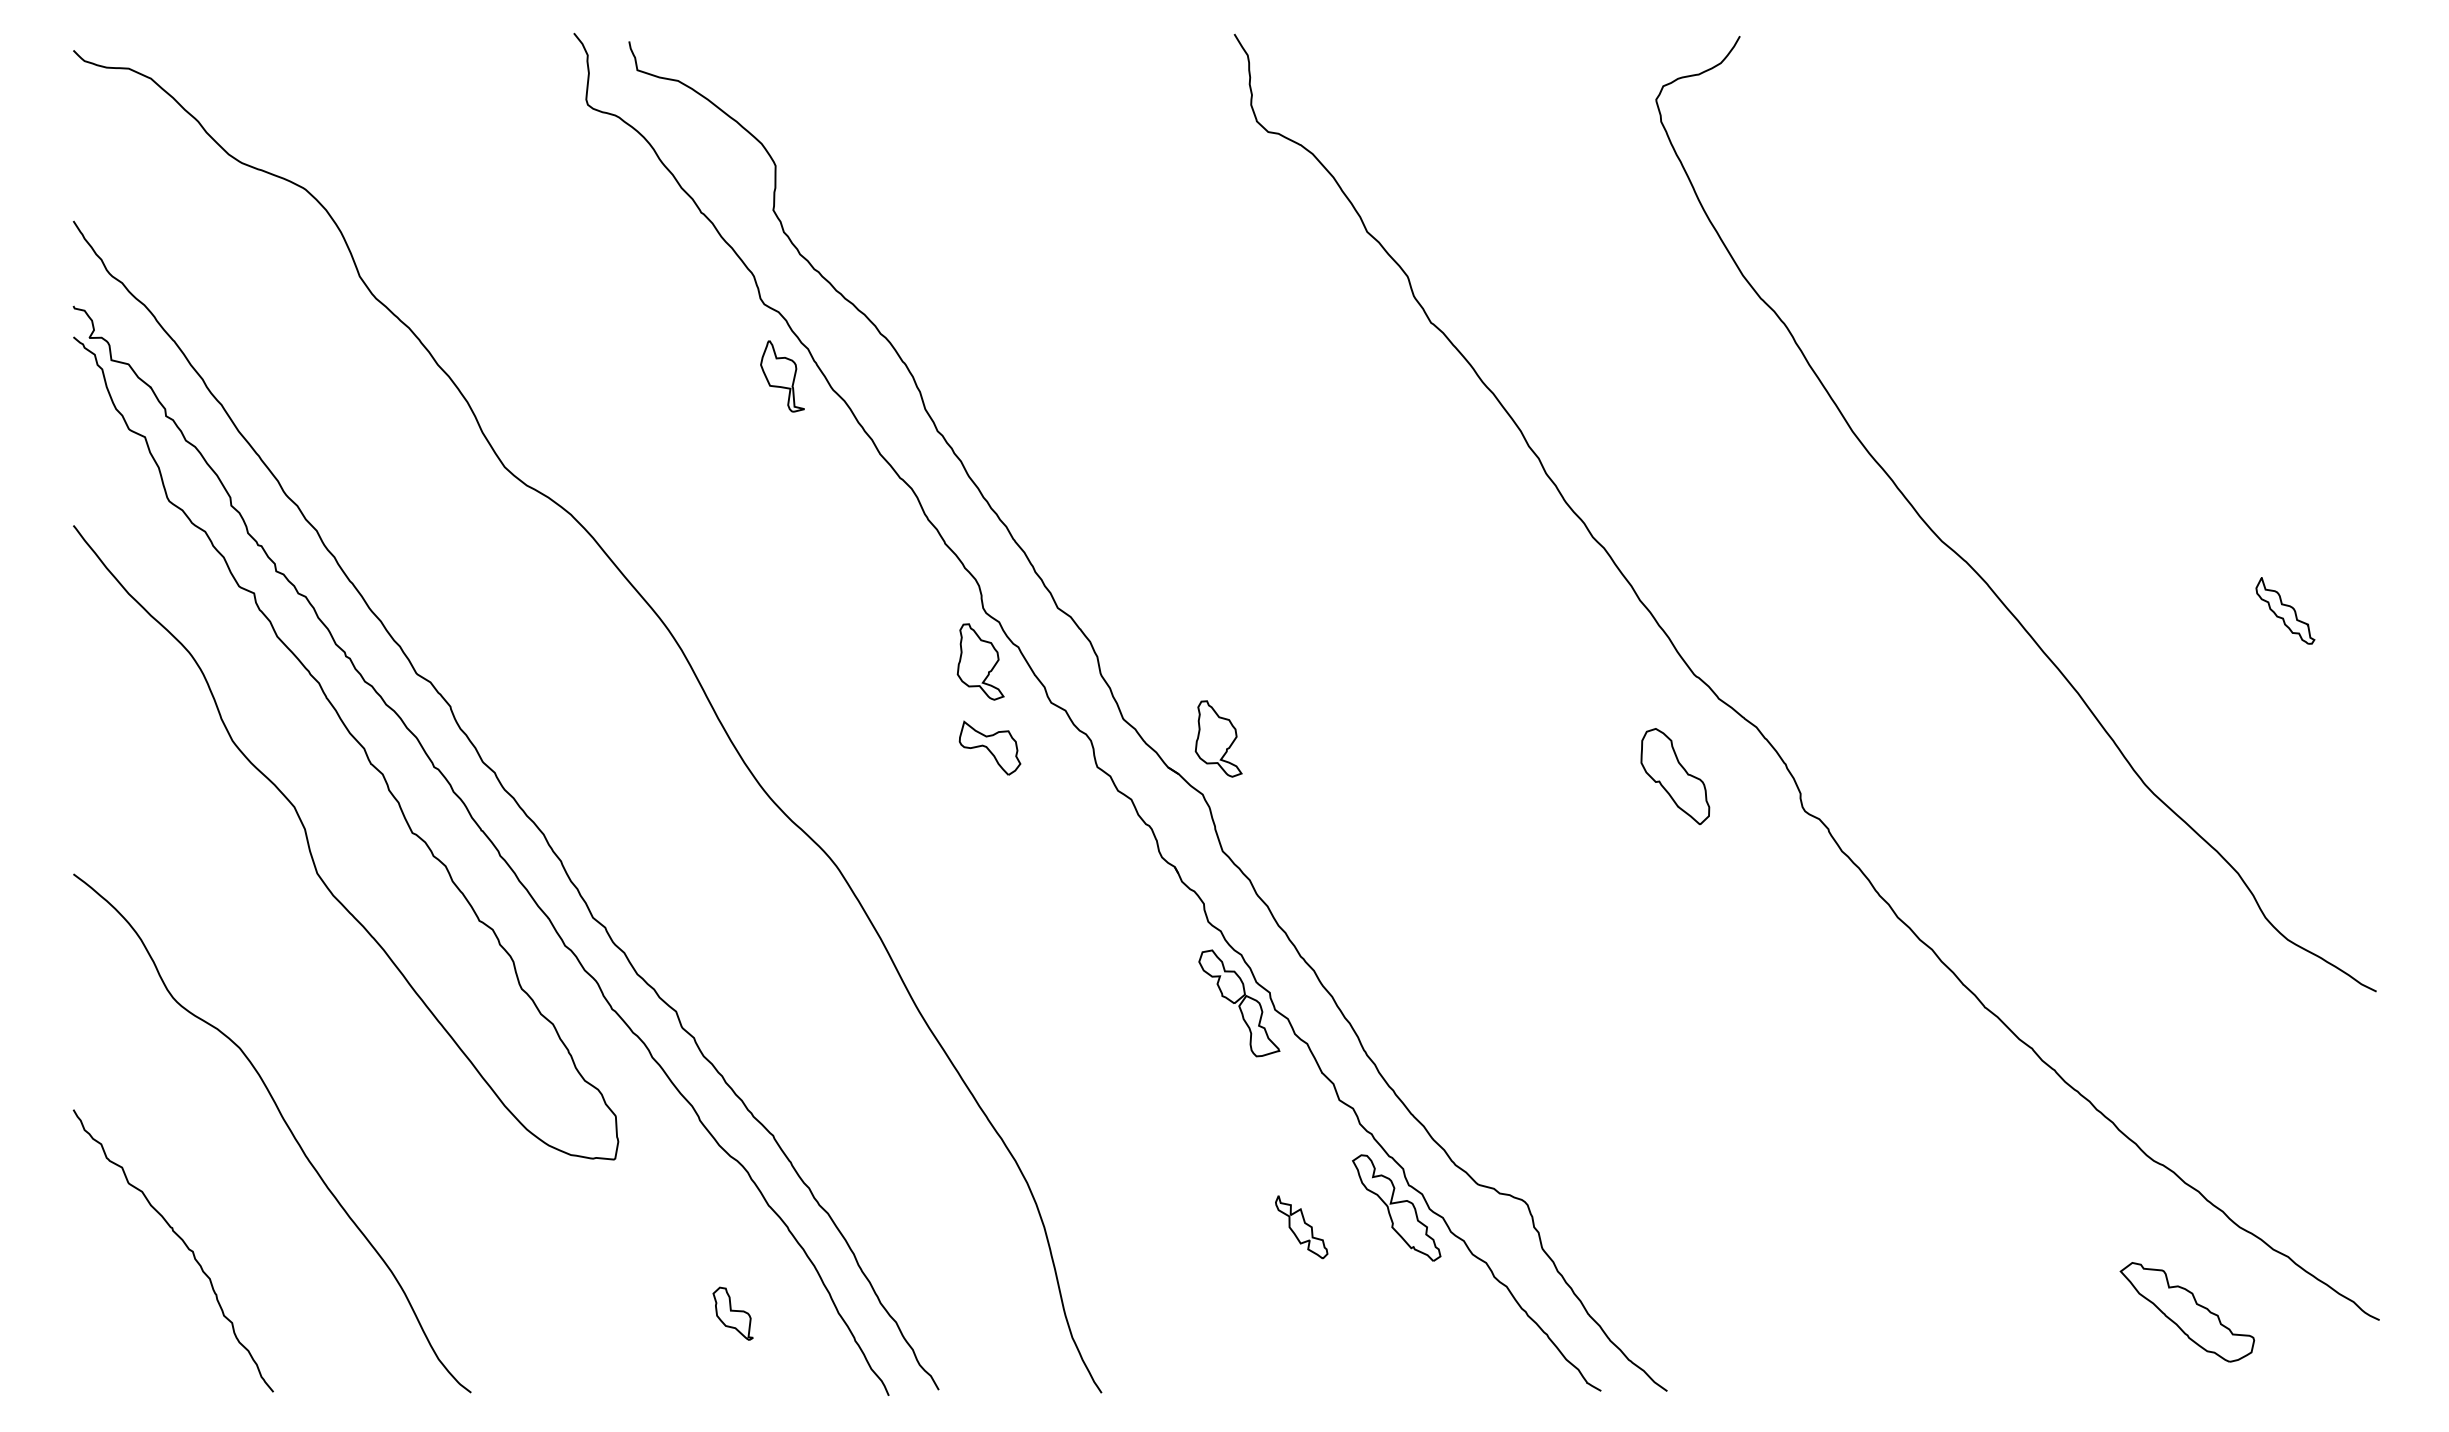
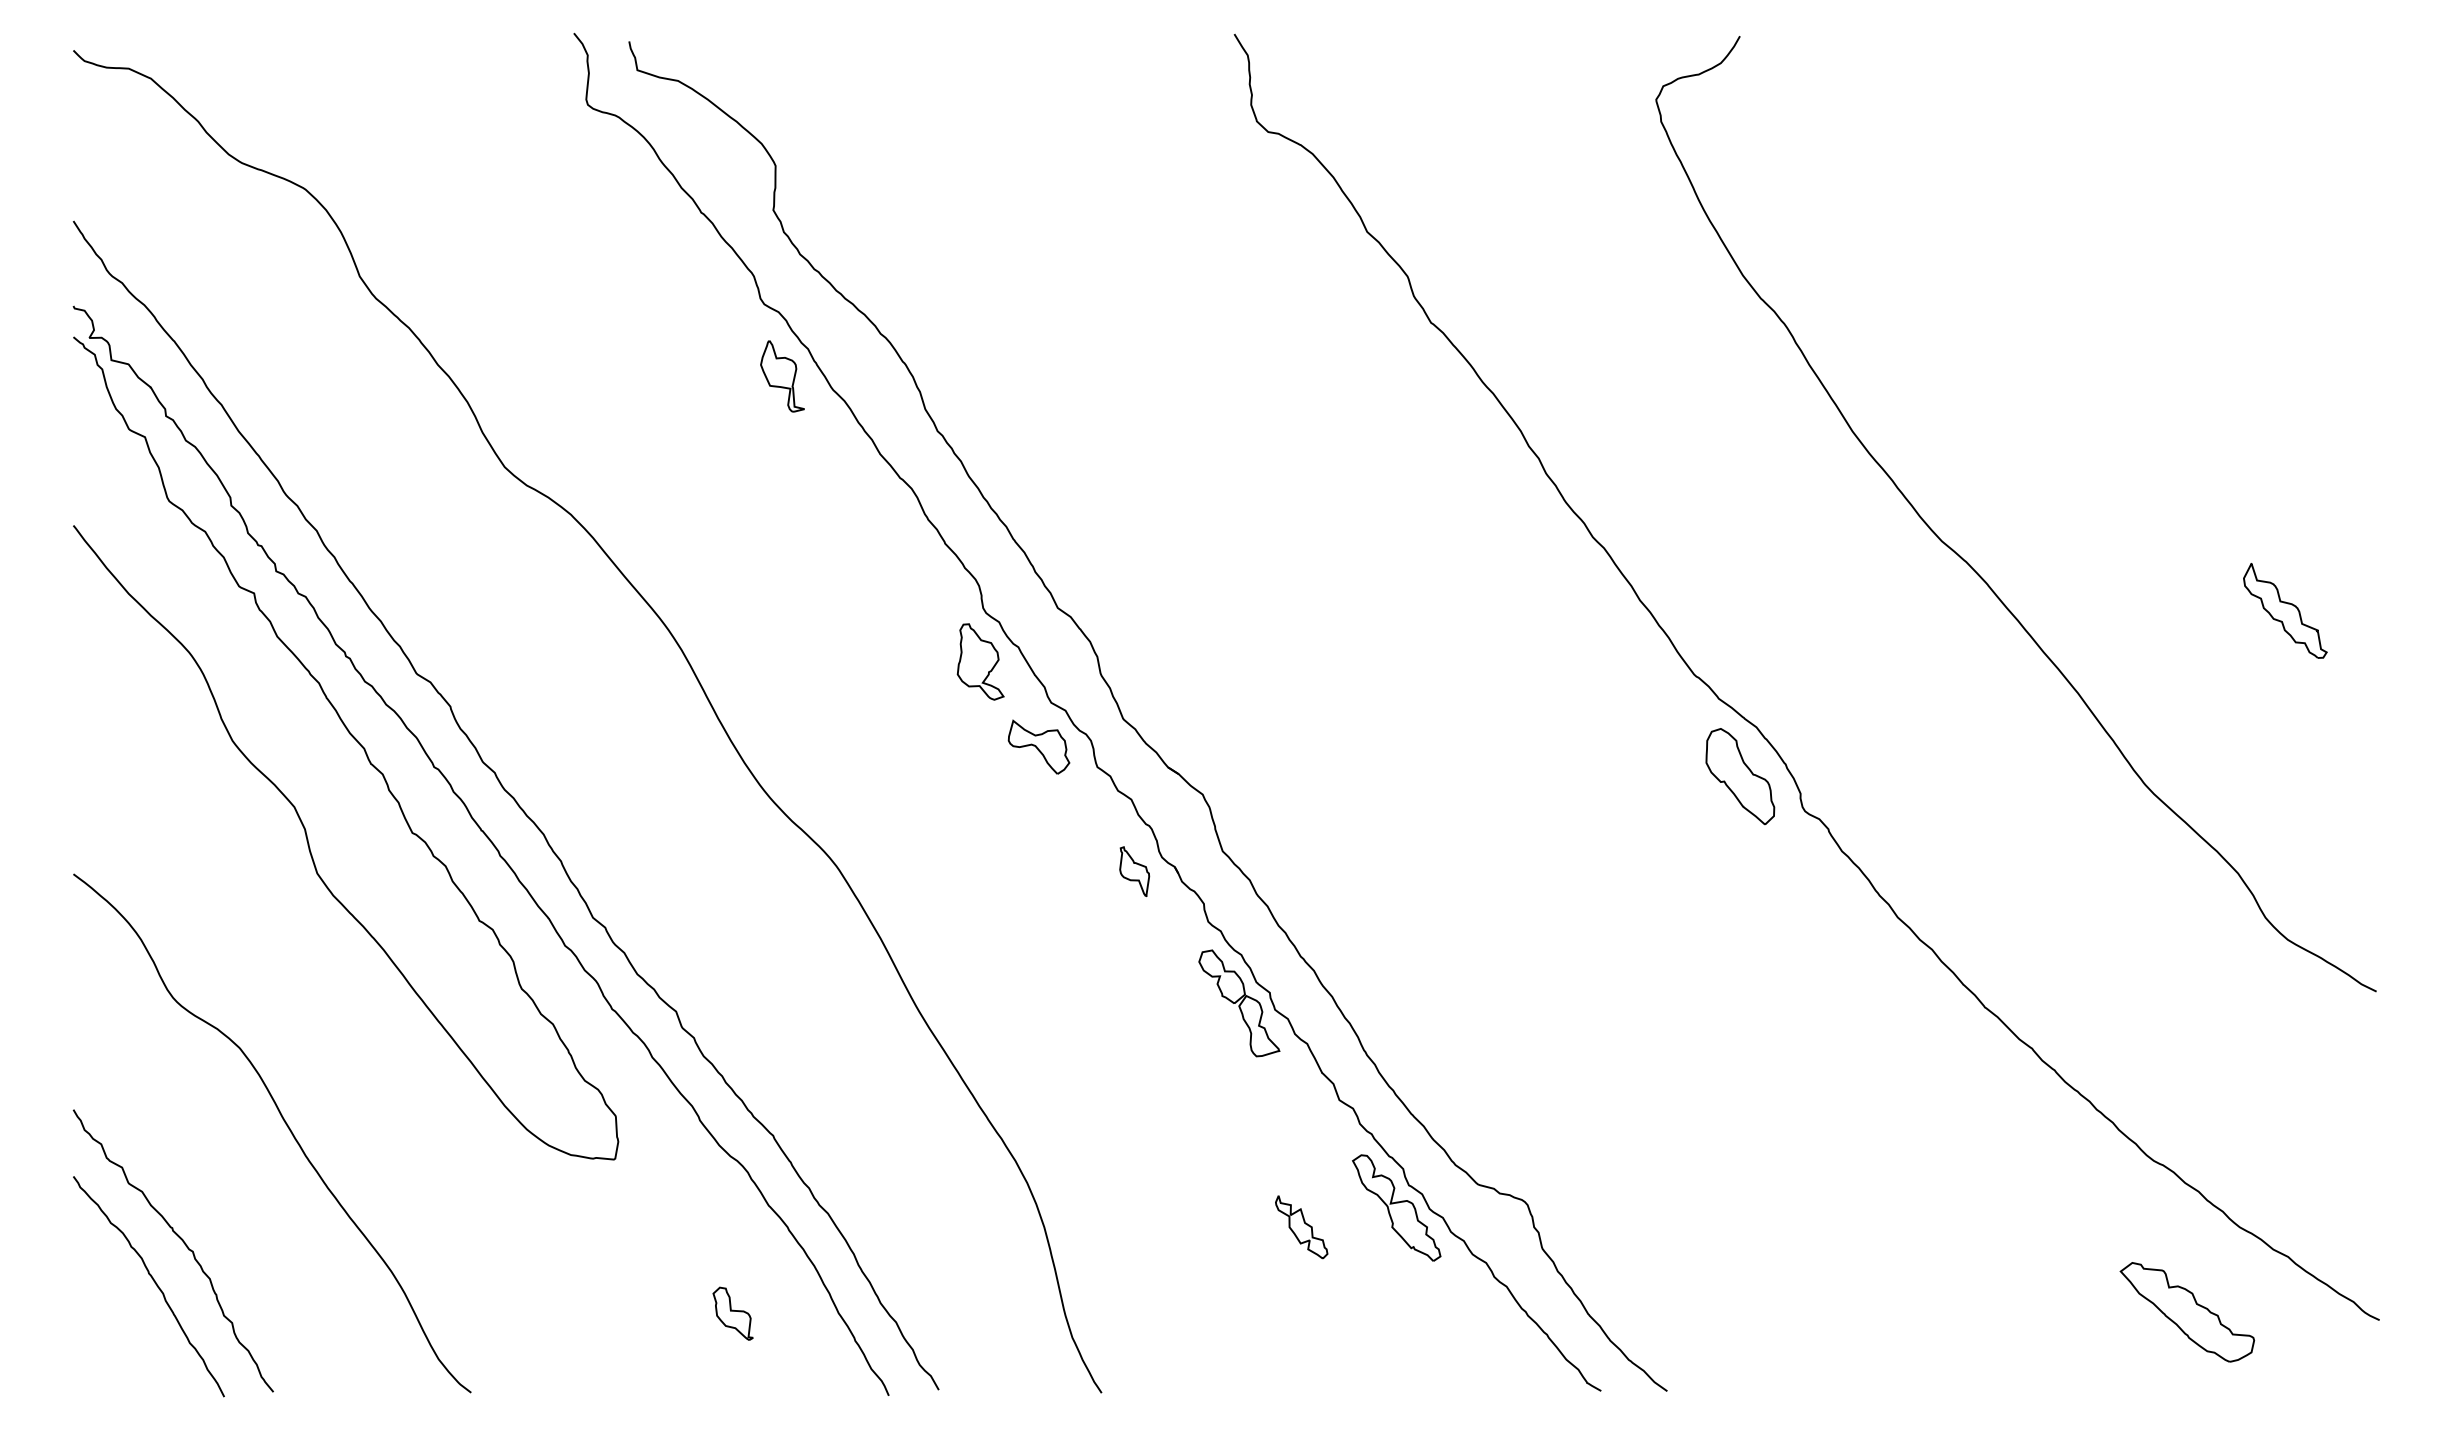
part size: 61x68 px -> 85x96 px (2285, 610)
part: present -> none (1218, 738)
part position: (989, 747) -> (1038, 746) (1038, 746)
part position: (1675, 776) -> (1740, 776) (1740, 776)
part: none -> present (1134, 871)
curve: none -> present (154, 1283)
